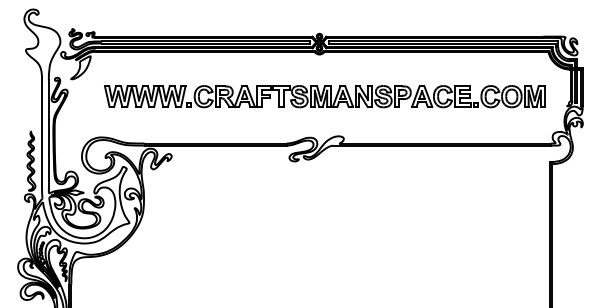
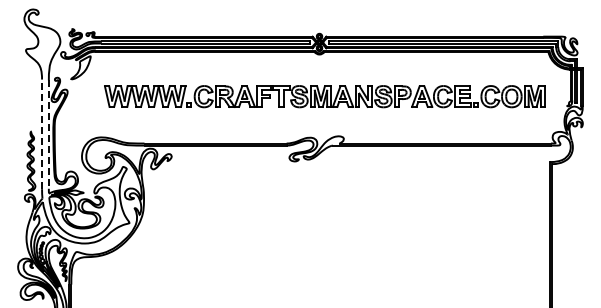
line: solid -> dashed (42, 134)
line: solid -> dashed (48, 135)
